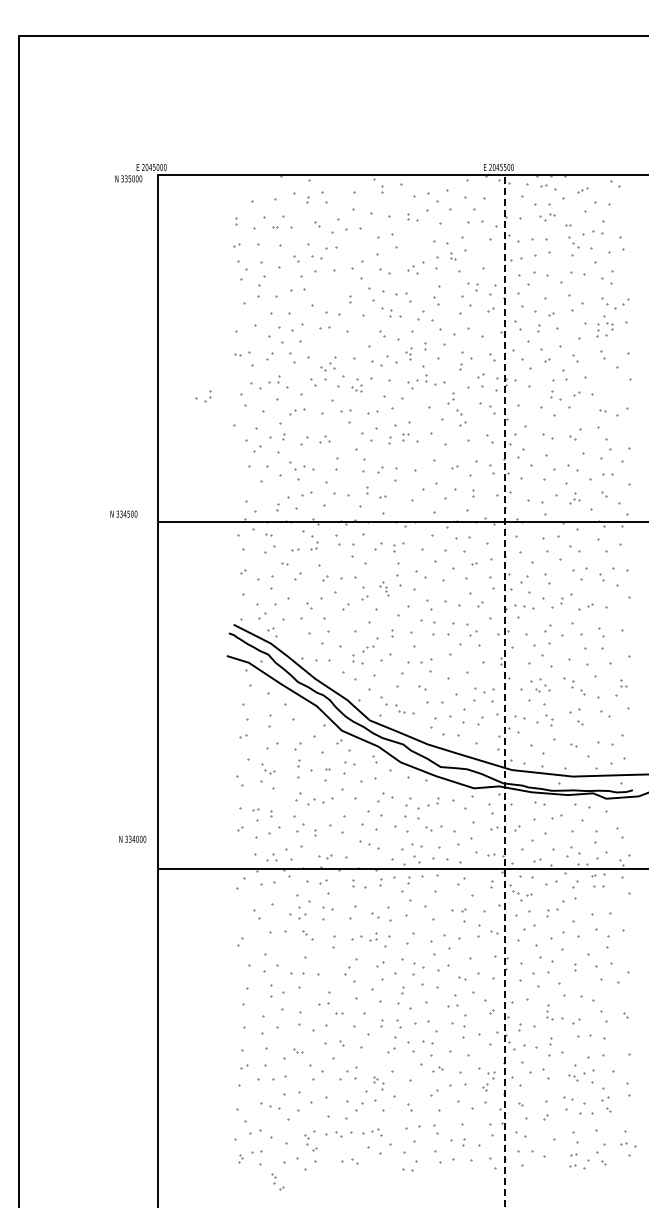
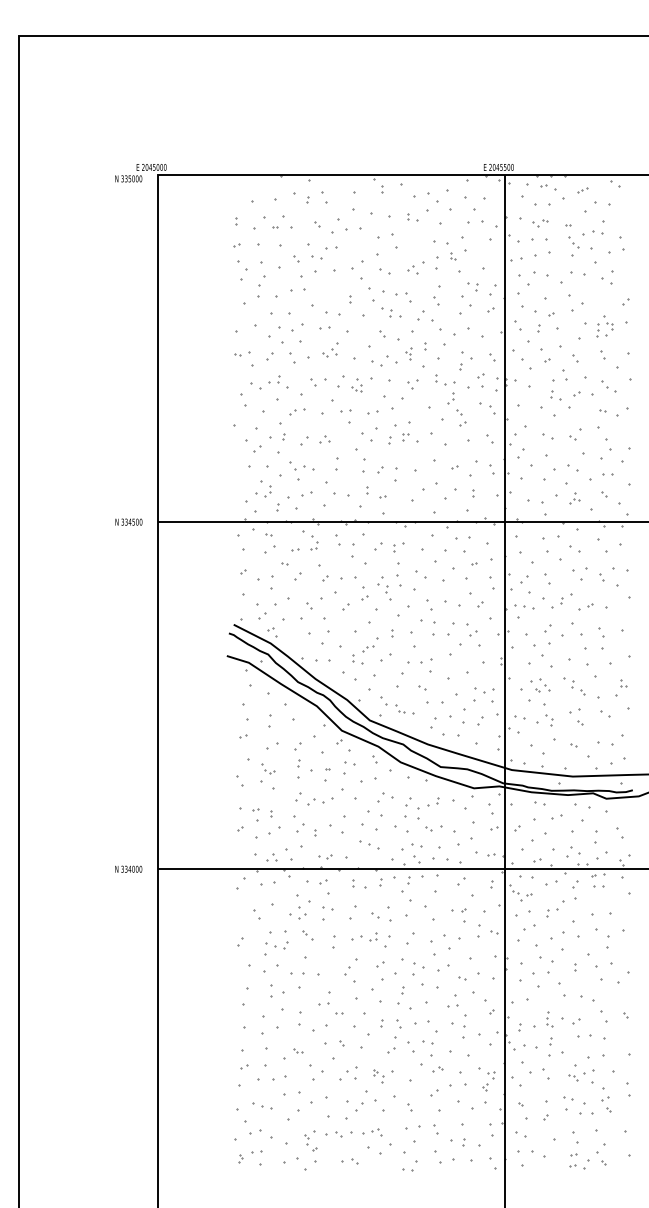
part position: (547, 217) -> (540, 223) (540, 223)
part position: (608, 303) -> (608, 386) (608, 386)
part position: (328, 363) -> (330, 349) (330, 349)
part position: (435, 379) -> (445, 379) (445, 379)
part position: (203, 396) -> (263, 491) (263, 491)
text position: (123, 513) -> (128, 521) (128, 521)
part size: 11x16 px -> 15x25 px (384, 588)
line: dashed -> solid (505, 690)
text position: (132, 838) -> (128, 868) (128, 868)
part: none -> present (276, 945)
part position: (549, 1012) -> (549, 1019) (549, 1019)
part position: (378, 1083) -> (378, 1076) (378, 1076)
part position: (270, 1105) -> (262, 1105) (262, 1105)
part: present -> none (628, 1144)
part: present -> none (277, 1181)
